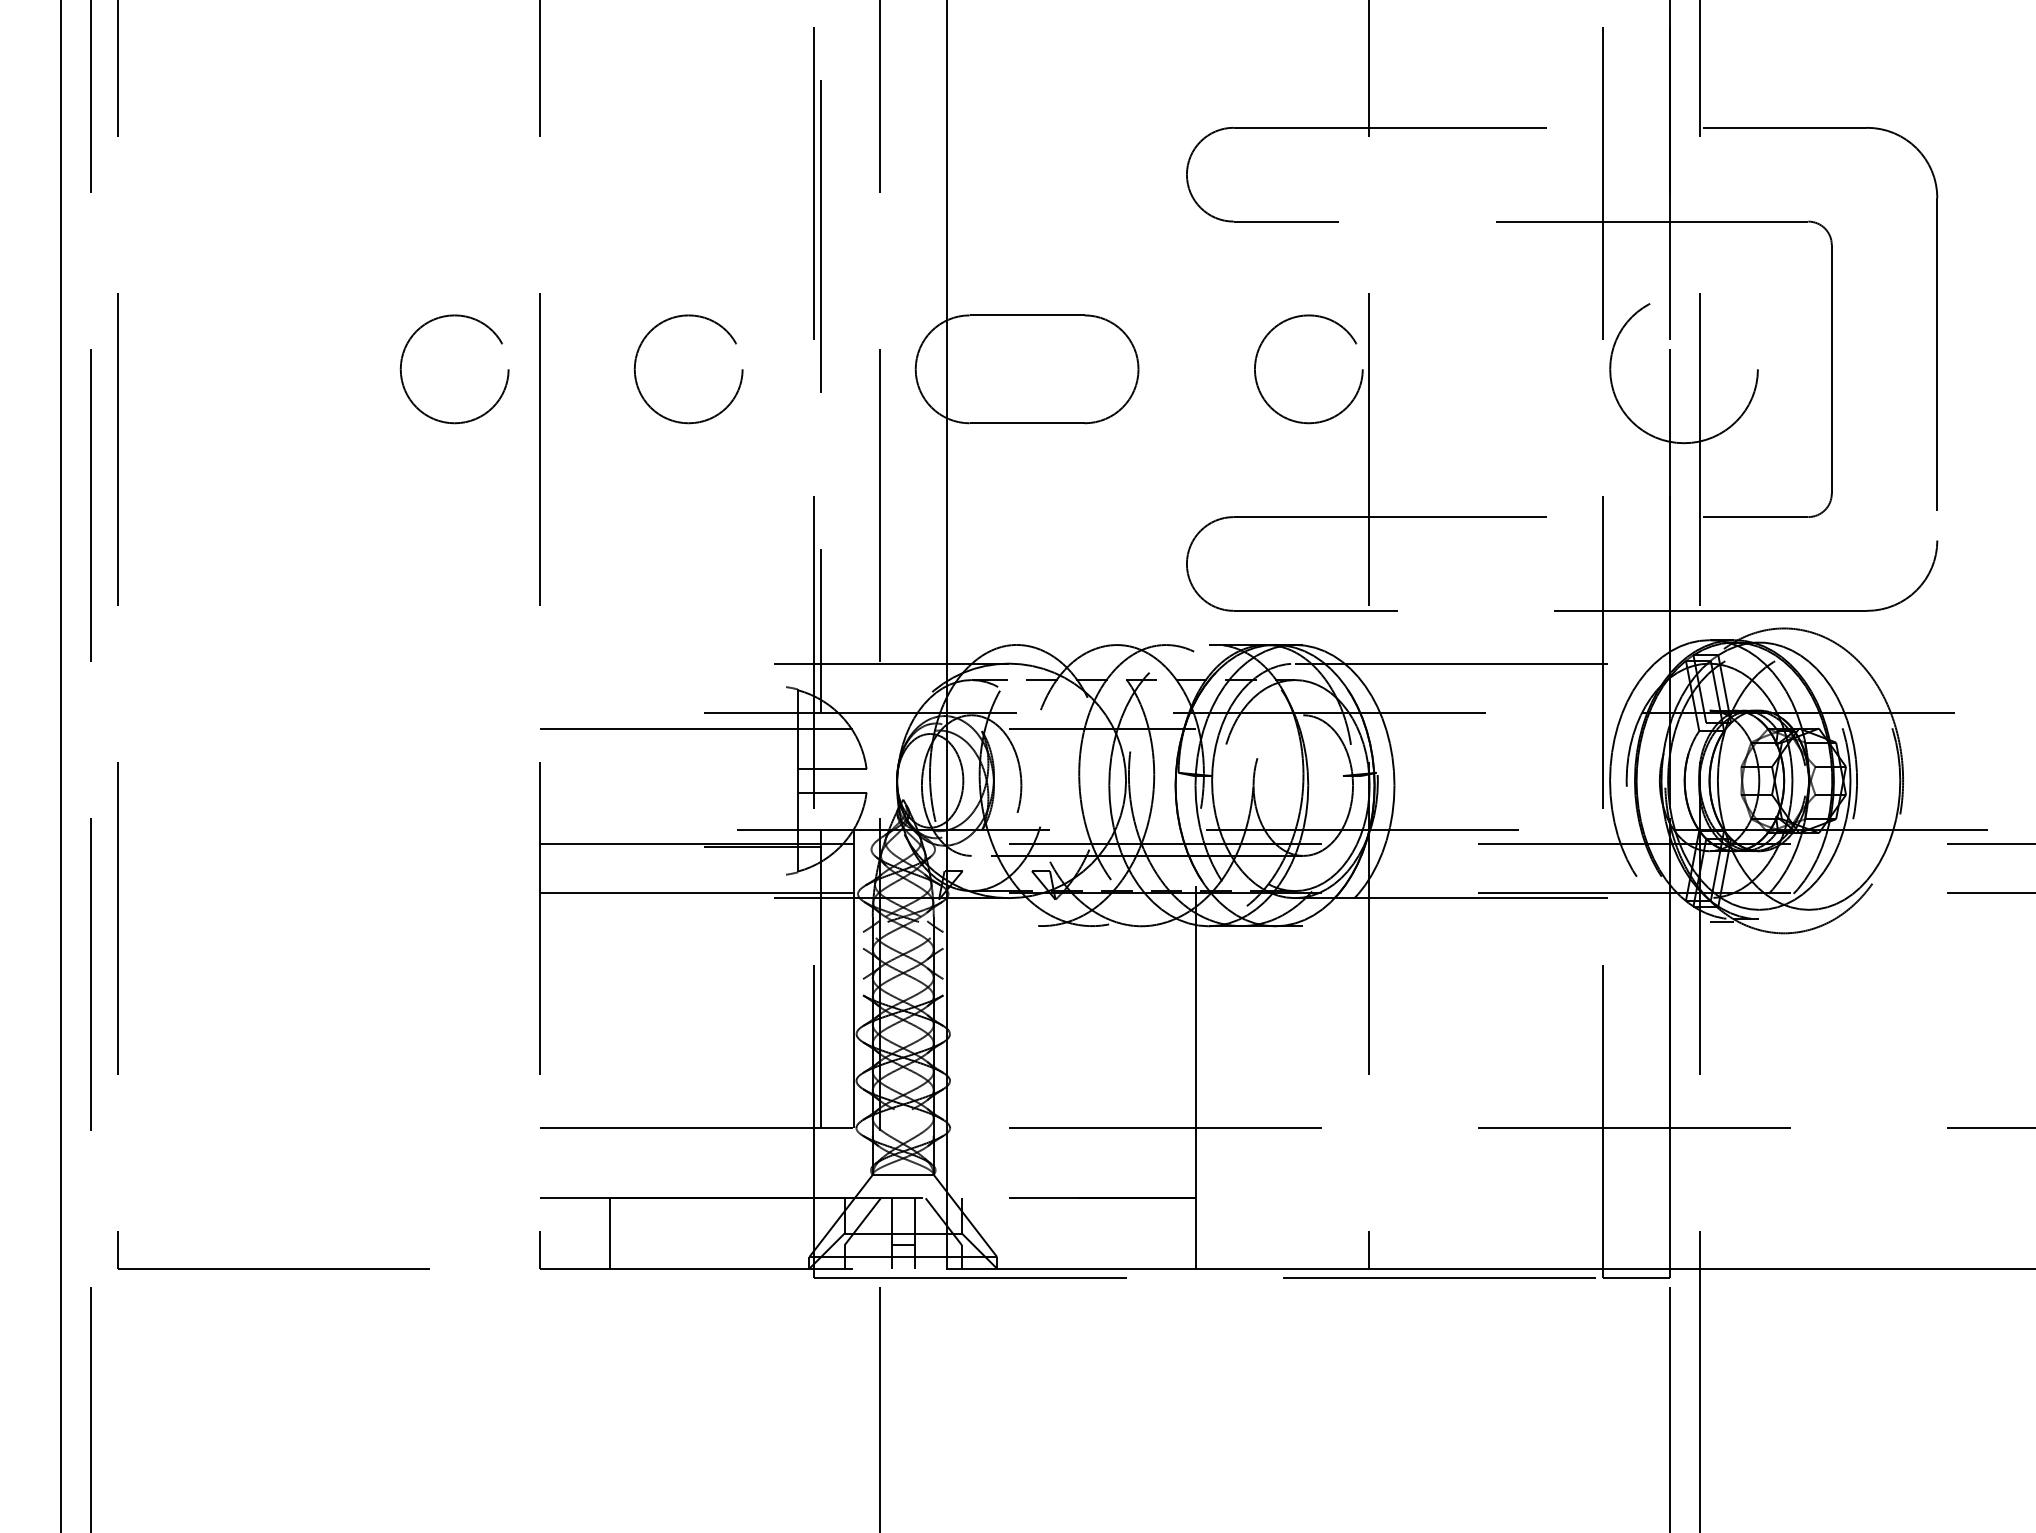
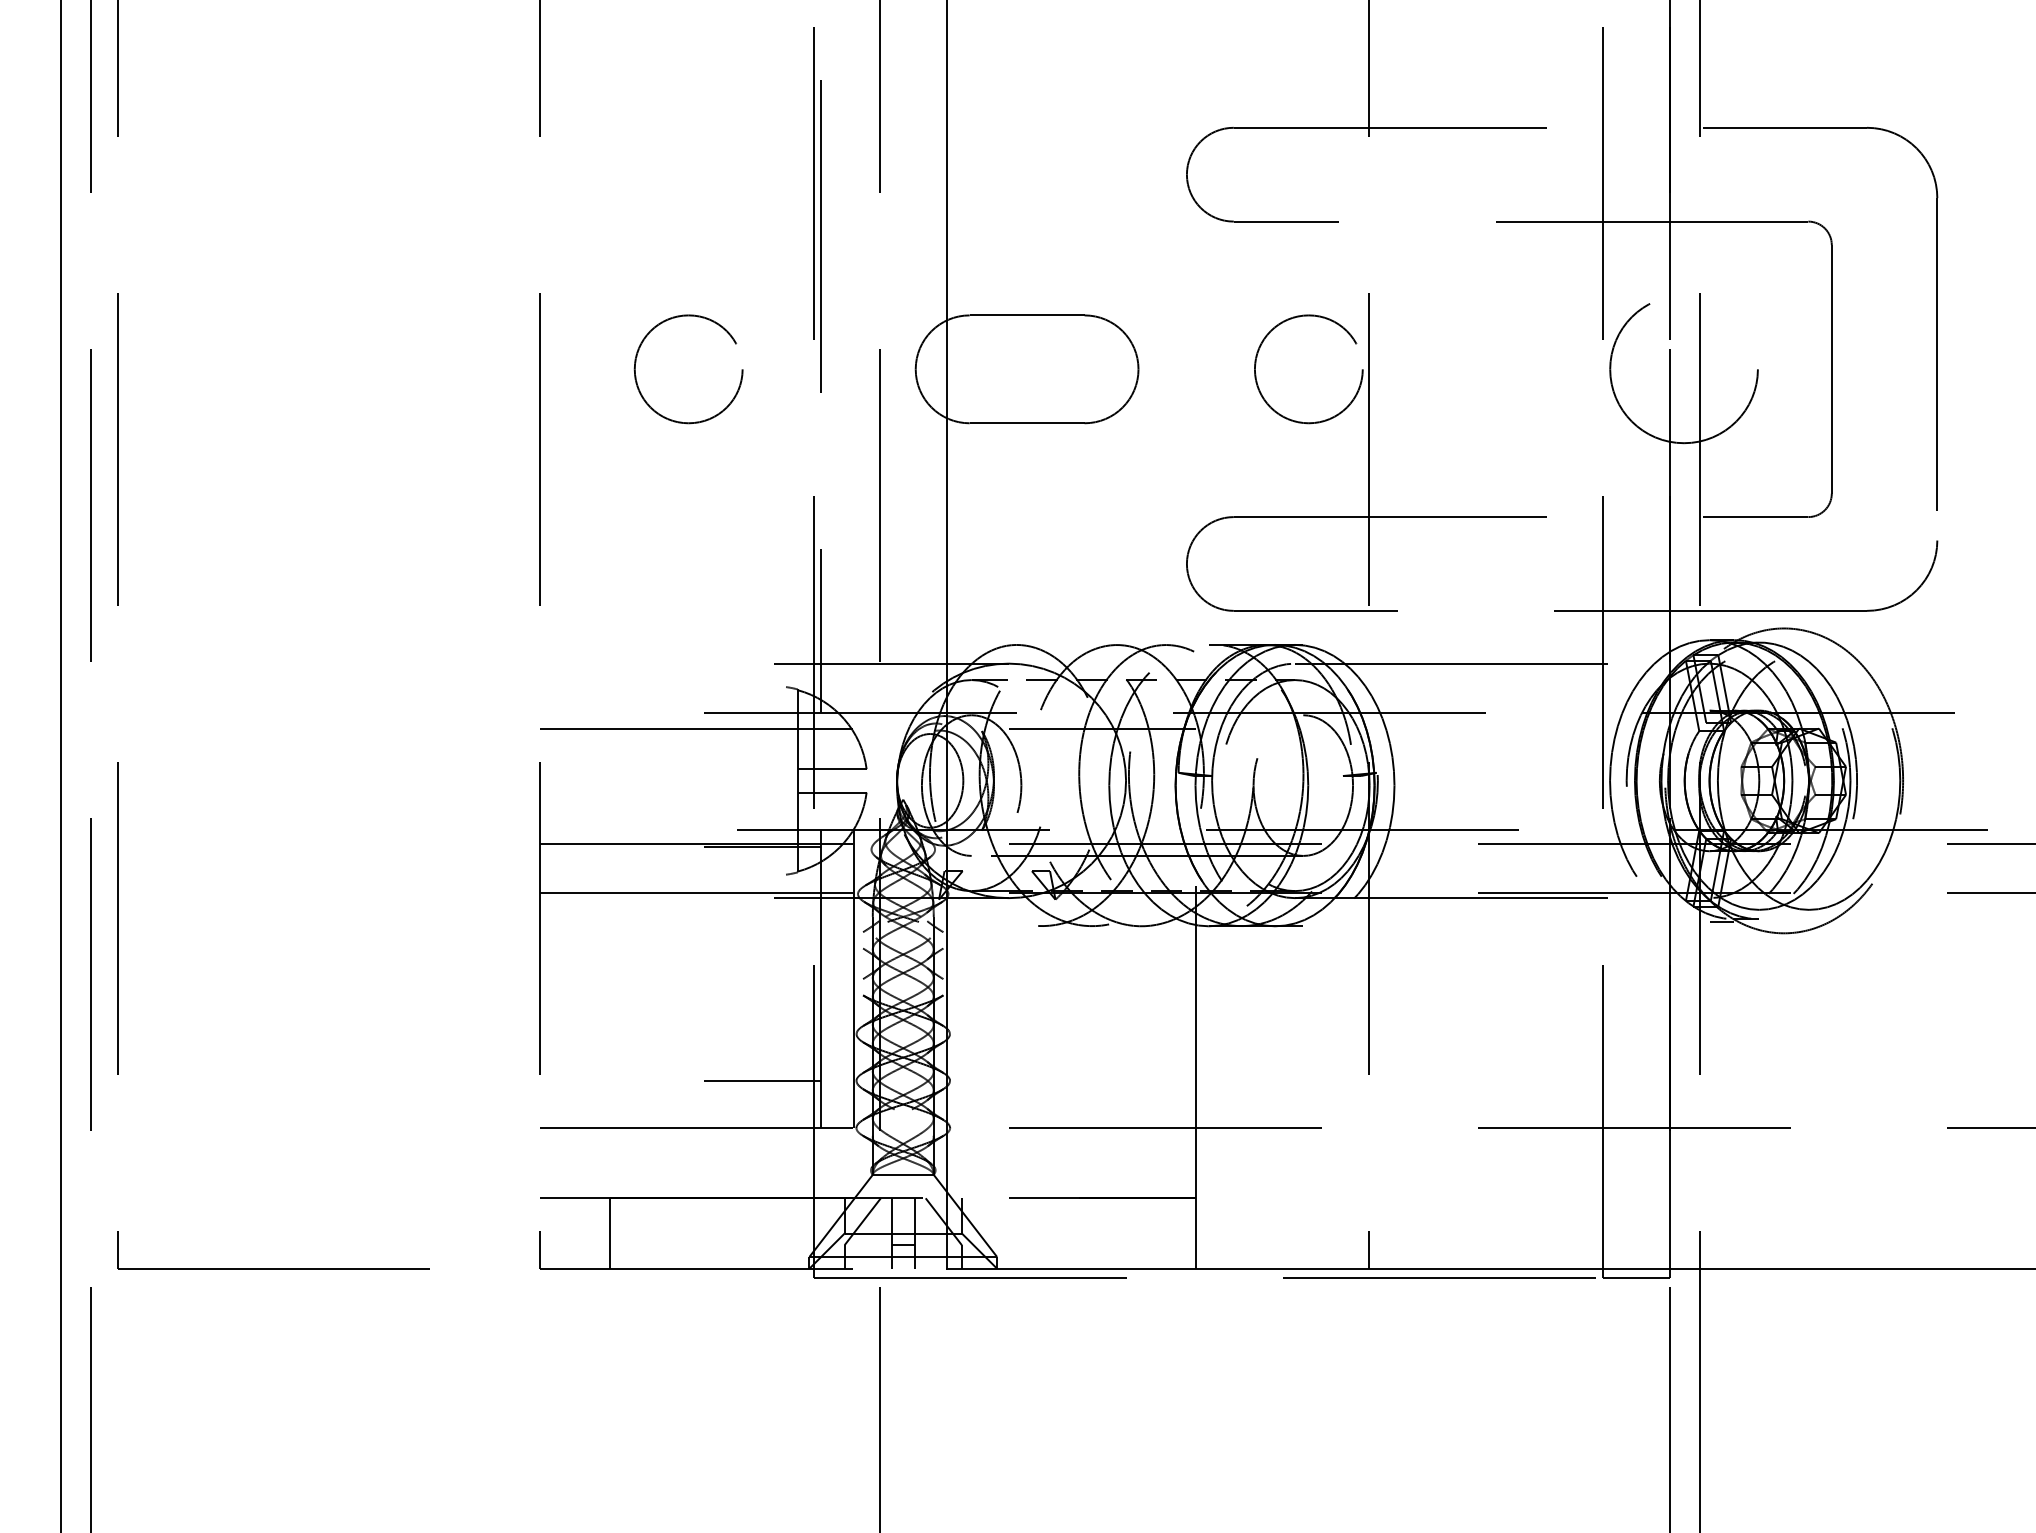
circle: present -> none (454, 369)
line: none -> present (762, 1081)
